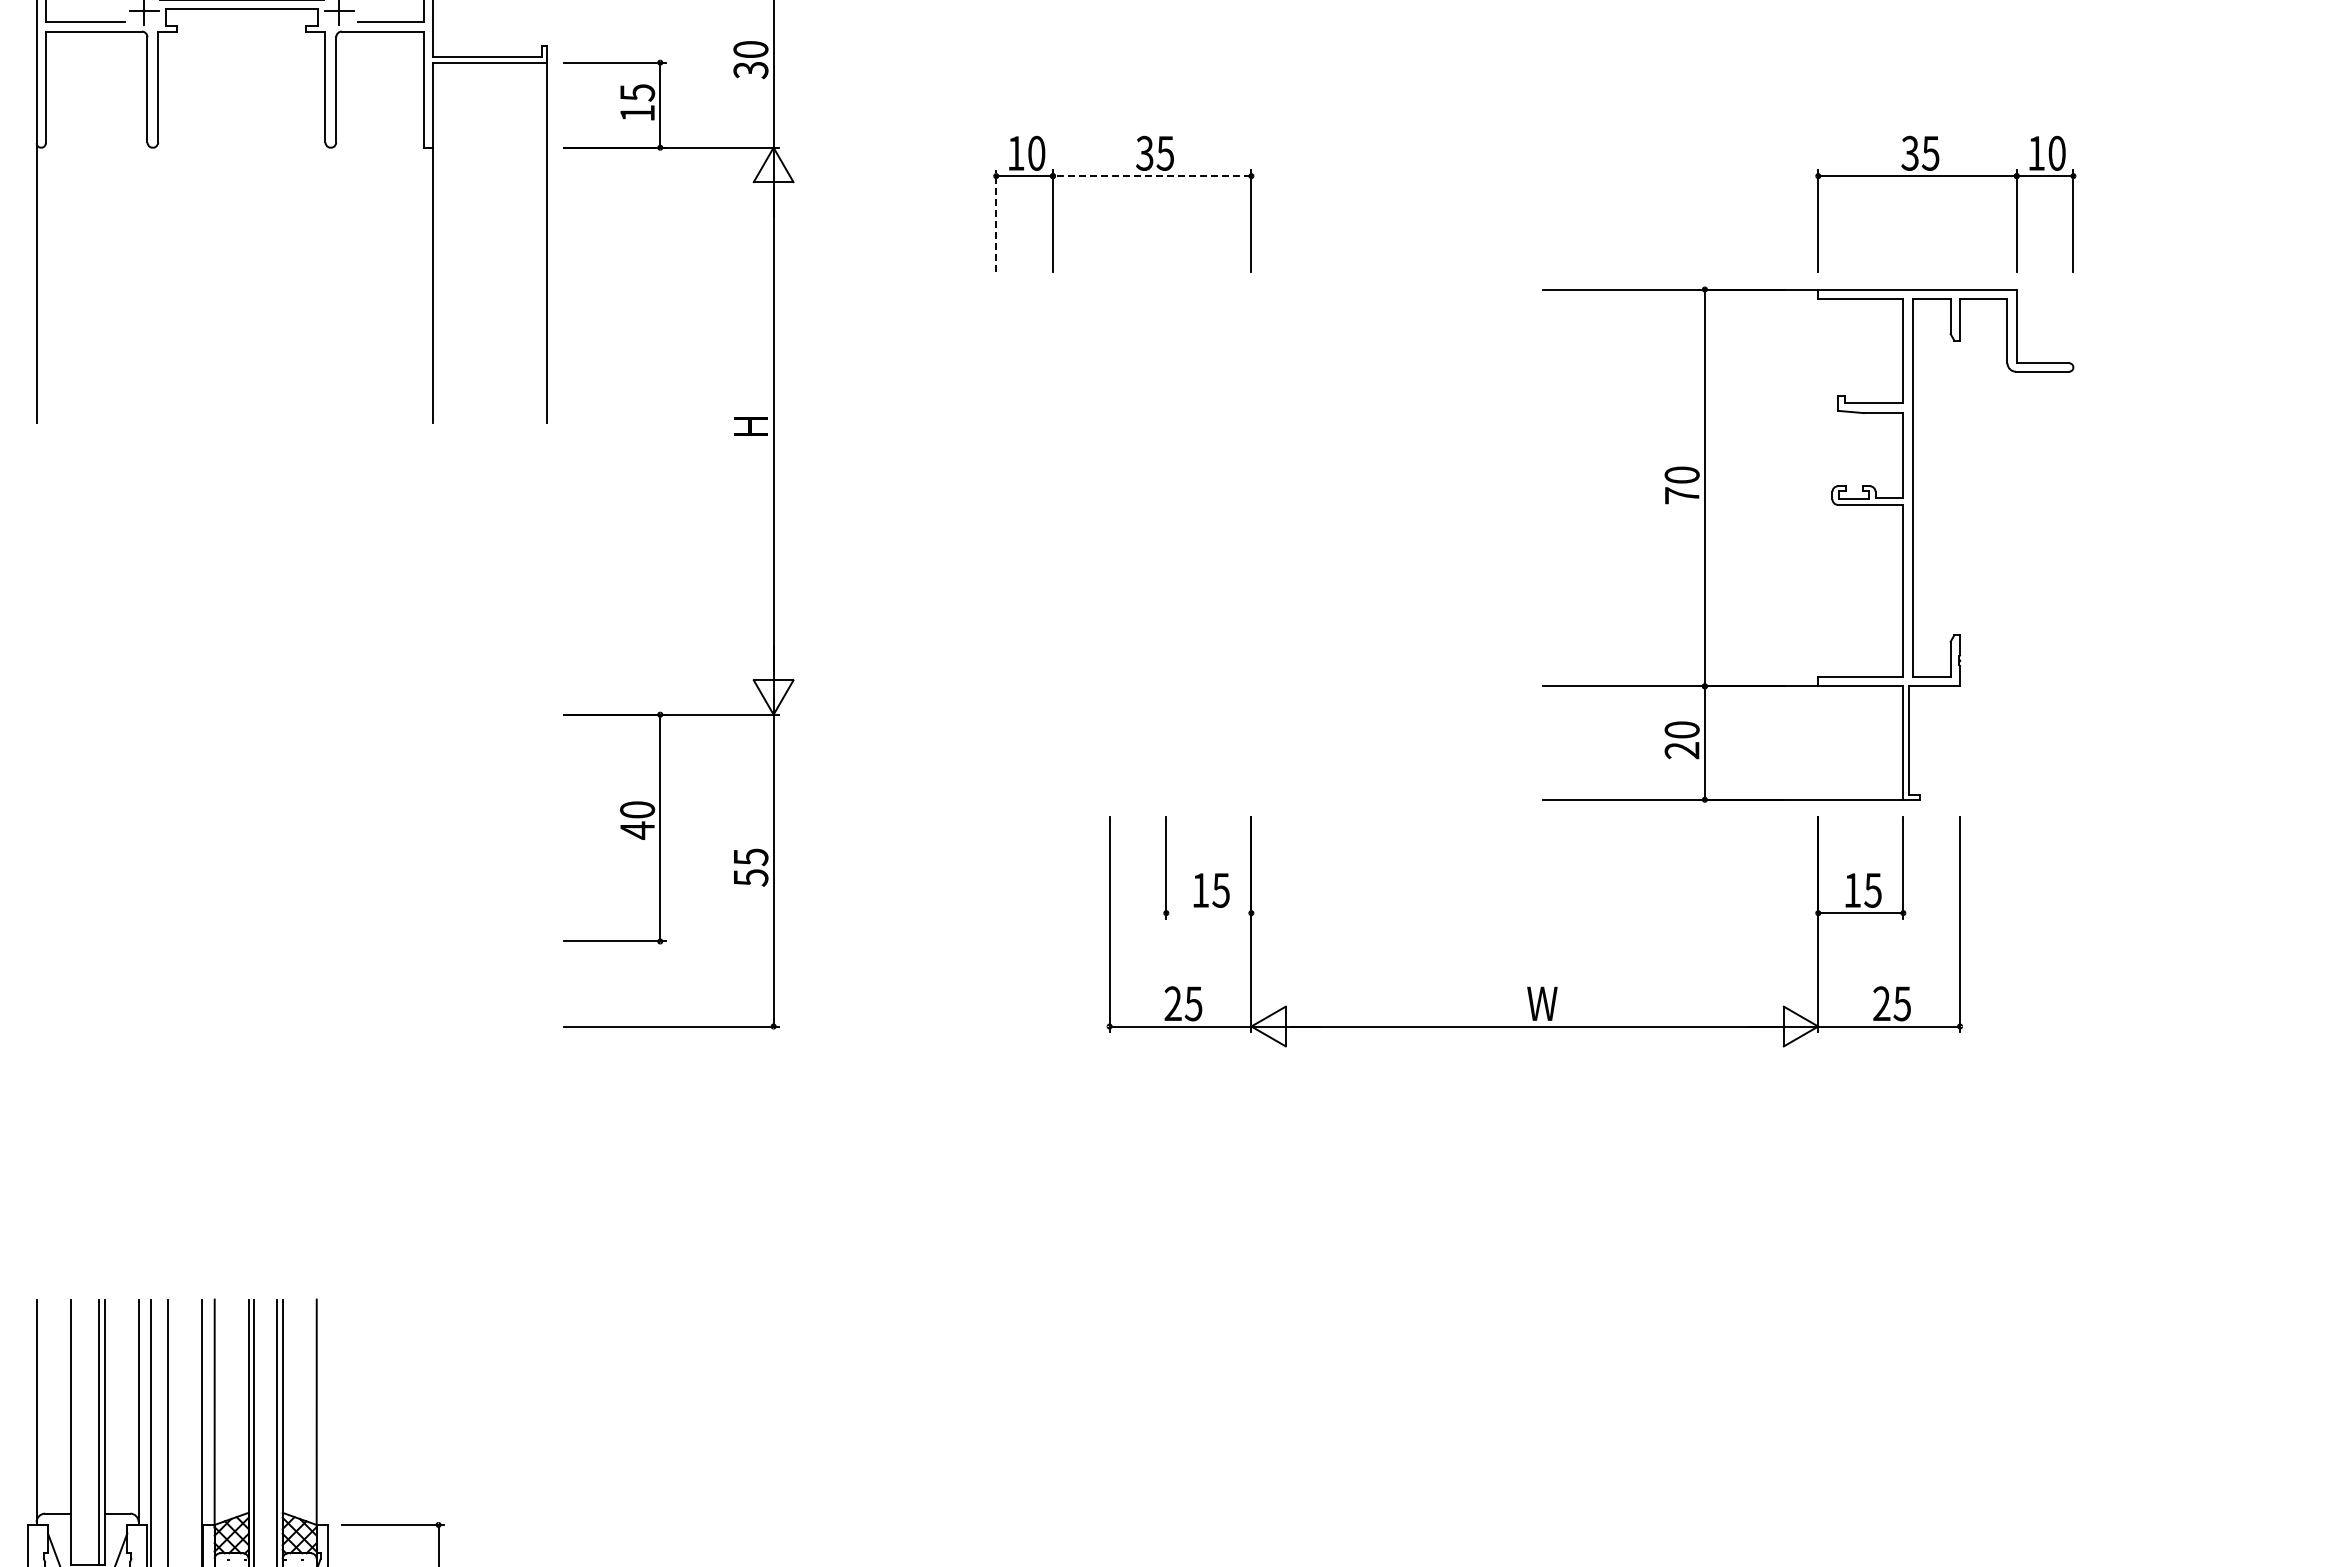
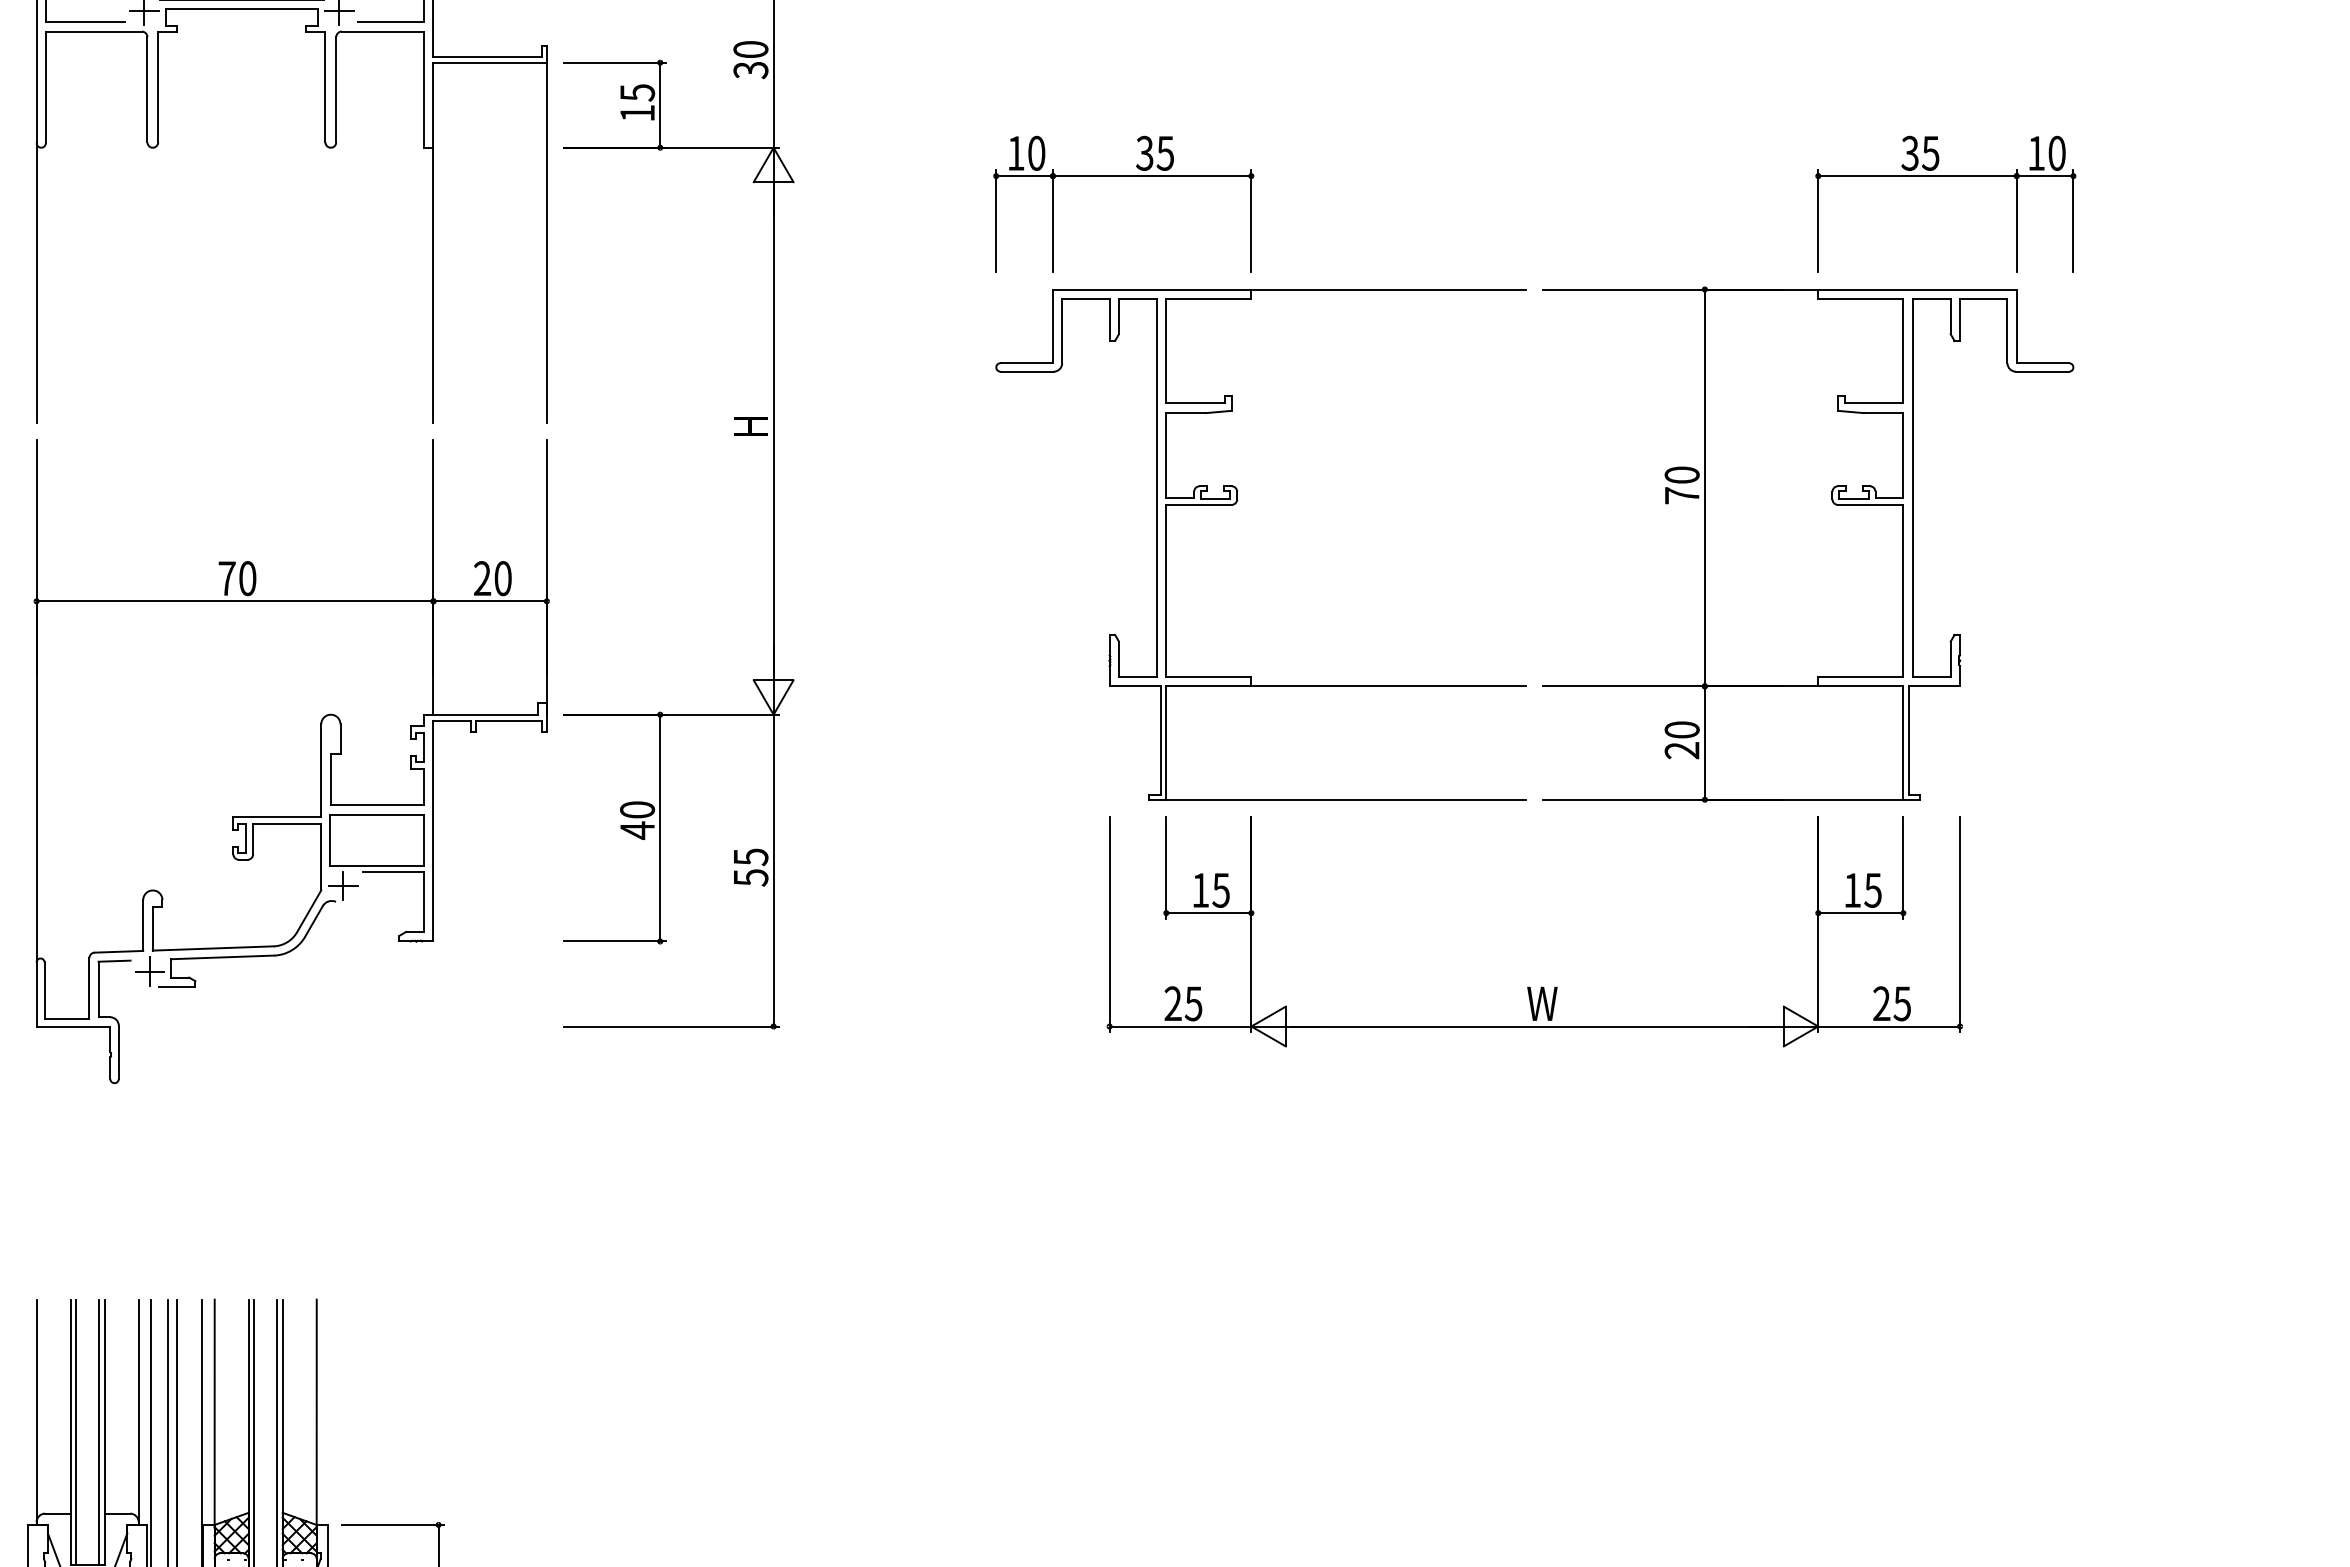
line: dashed -> solid (1151, 176)
line: dashed -> solid (996, 220)
part: none -> present (1234, 505)
part: none -> present (291, 761)
line: none -> present (1208, 913)
line: none -> present (76, 1431)
line: none -> present (176, 1431)
